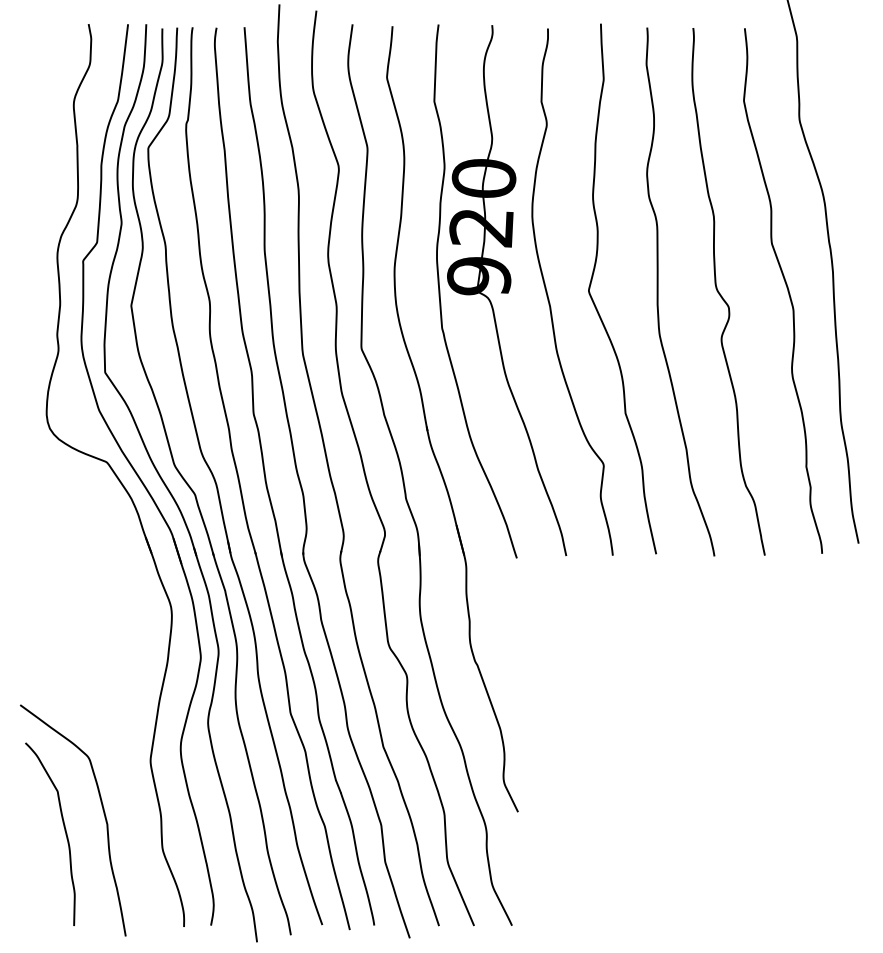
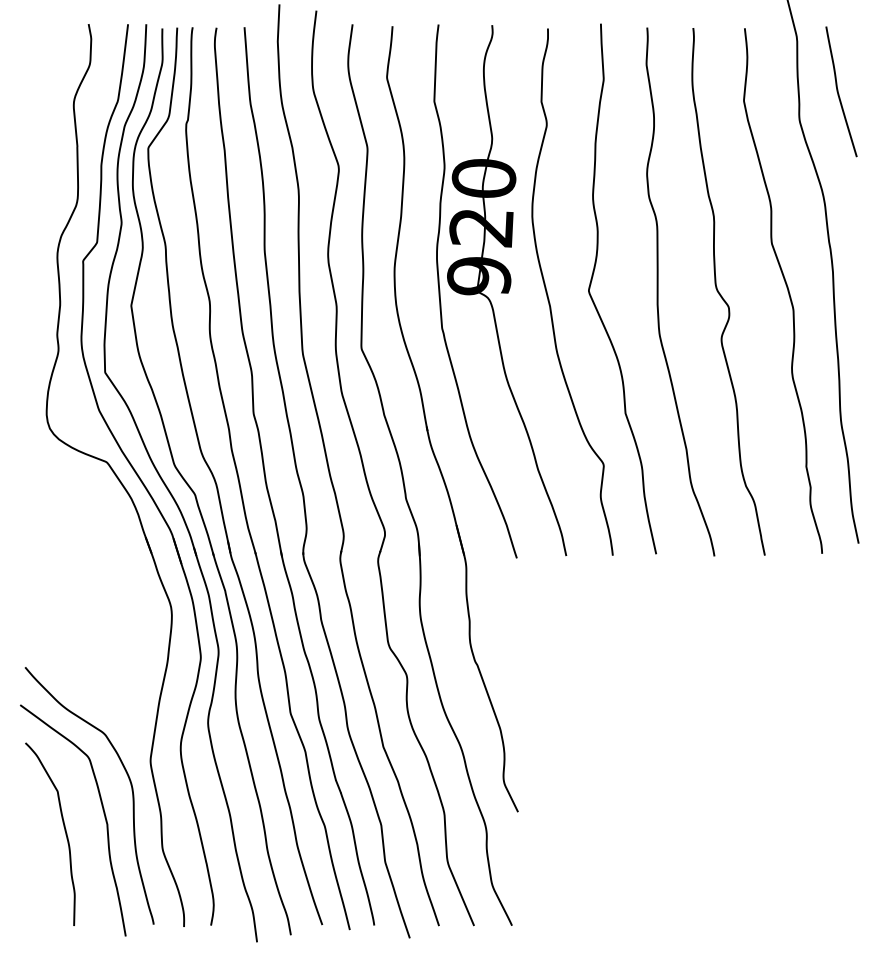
curve: none -> present (839, 93)
curve: none -> present (129, 782)
